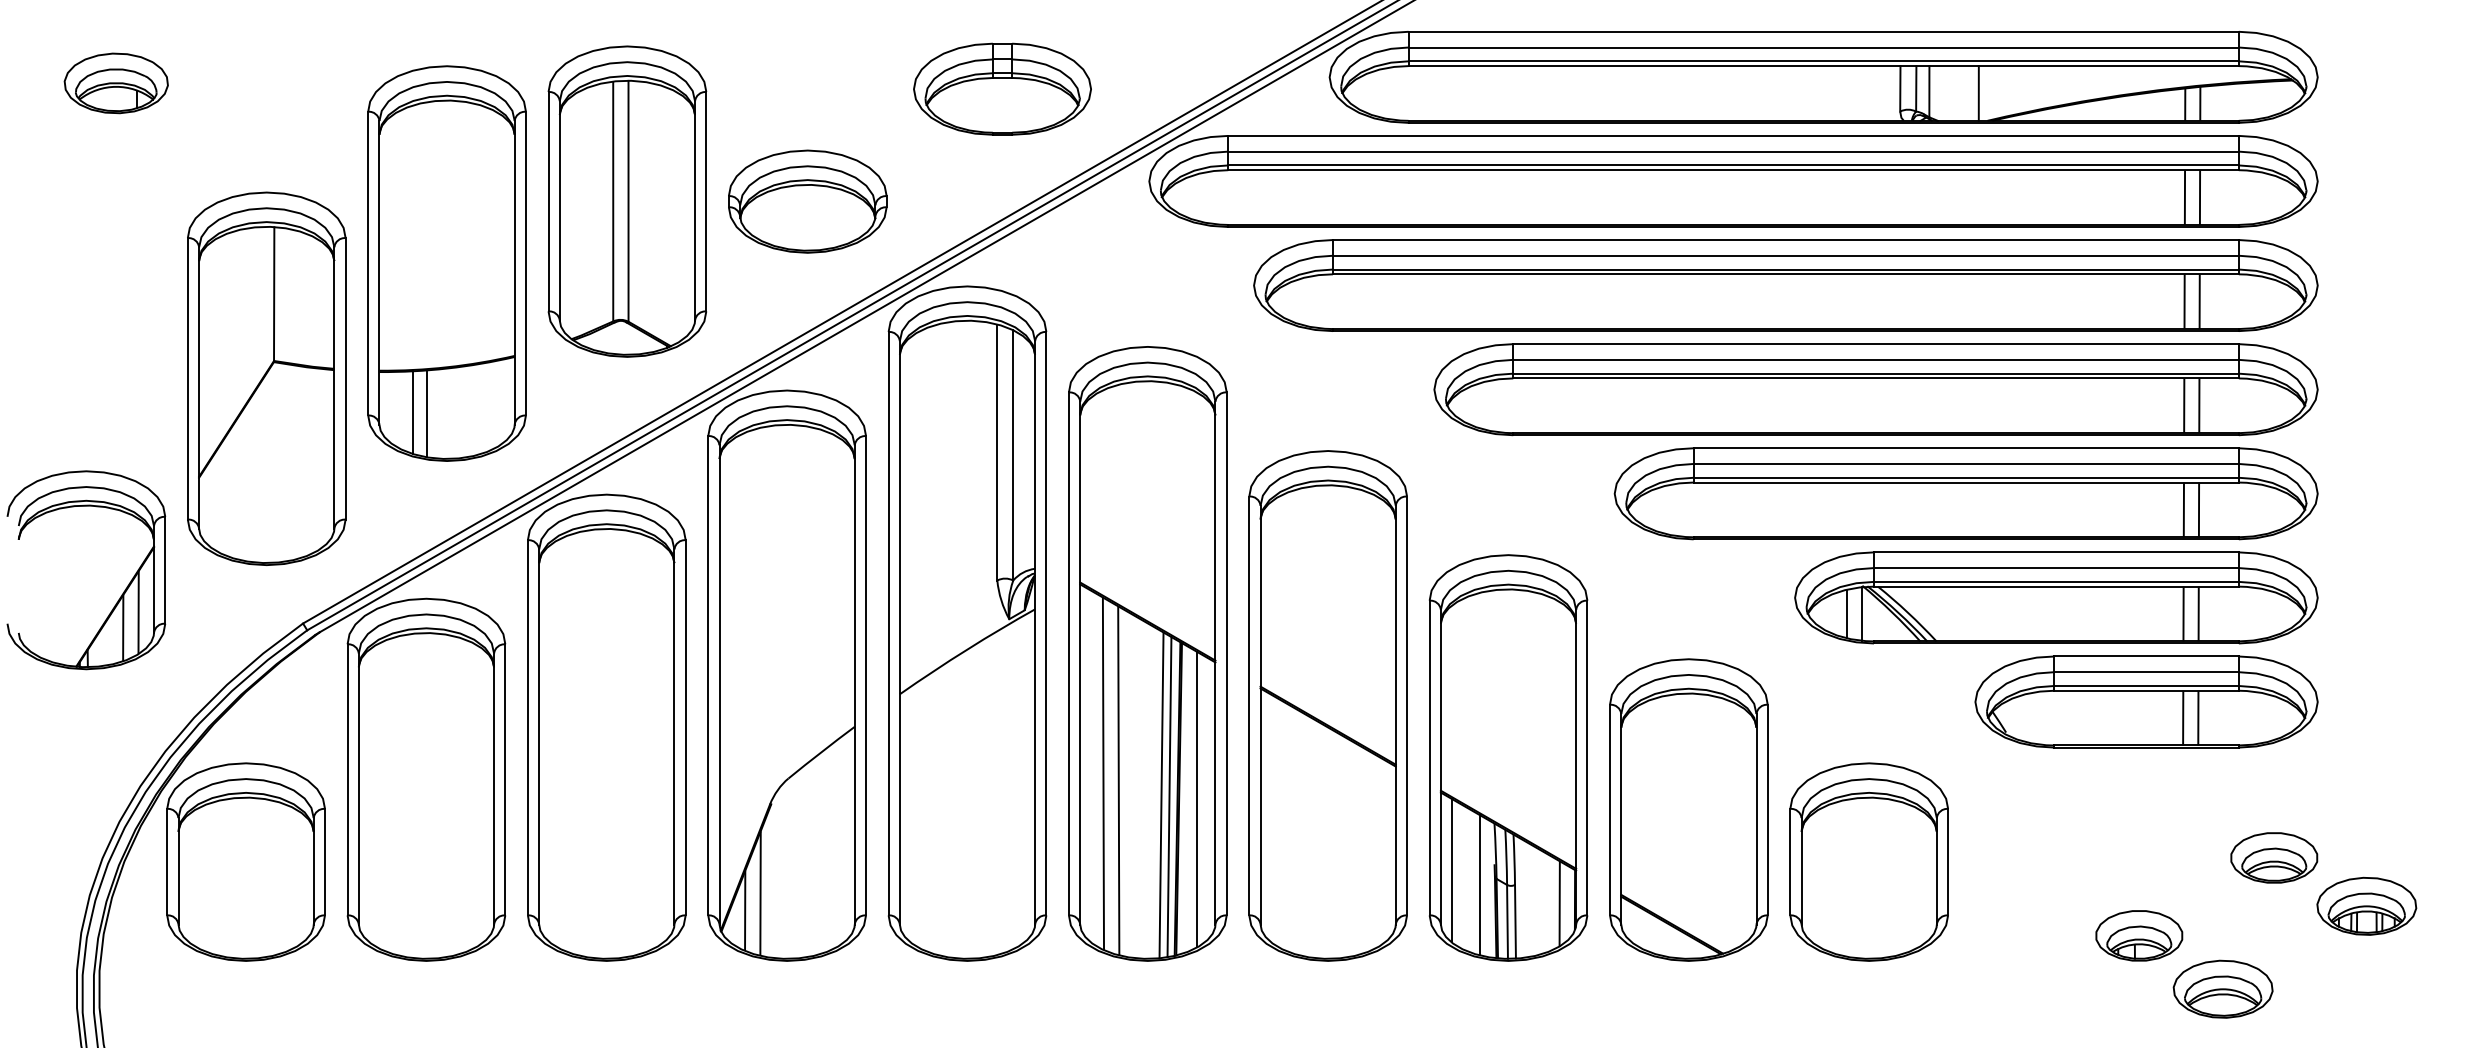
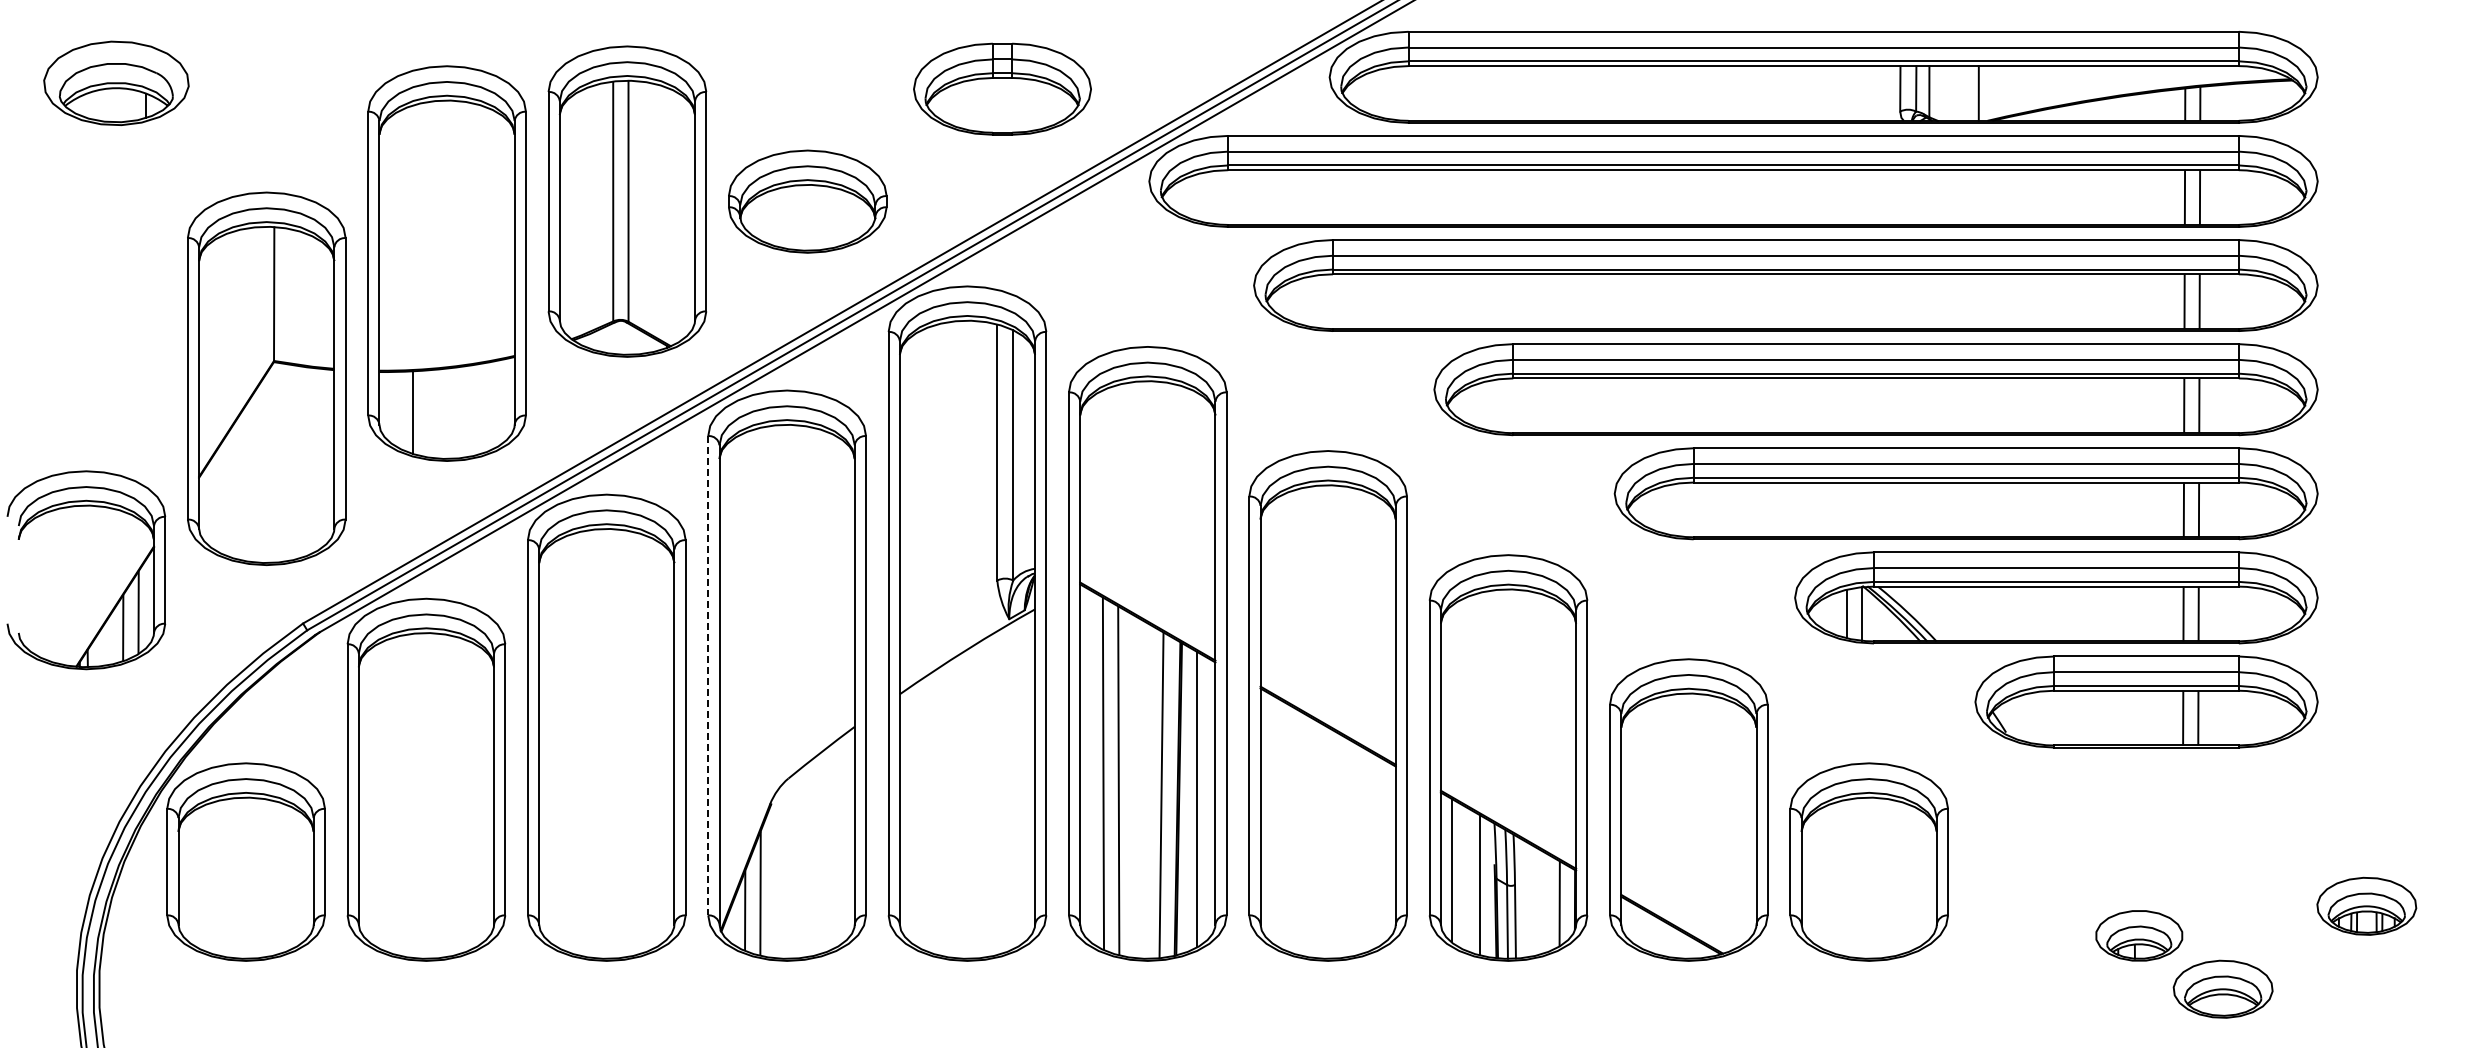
part size: 106x63 px -> 147x86 px (116, 82)
line: present -> none (427, 413)
line: solid -> dashed (708, 675)
line: present -> none (1169, 797)
part: present -> none (2274, 857)
